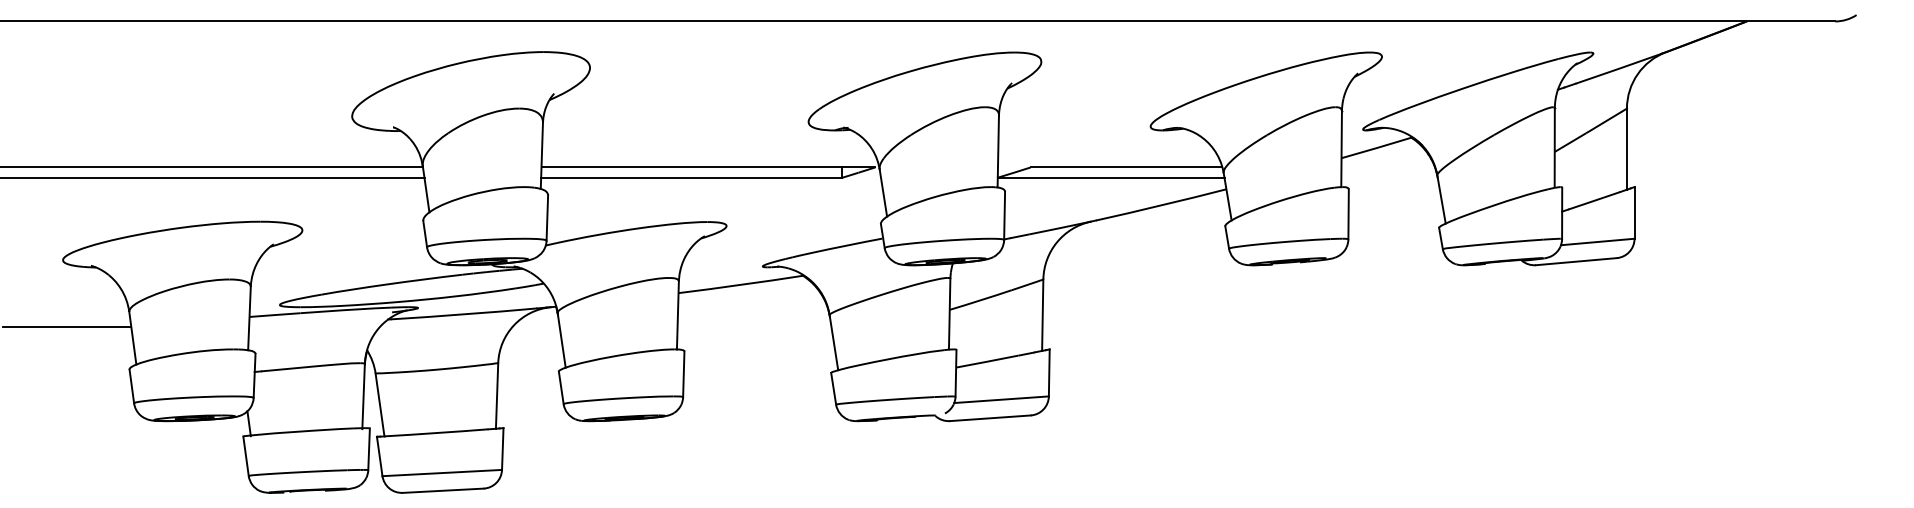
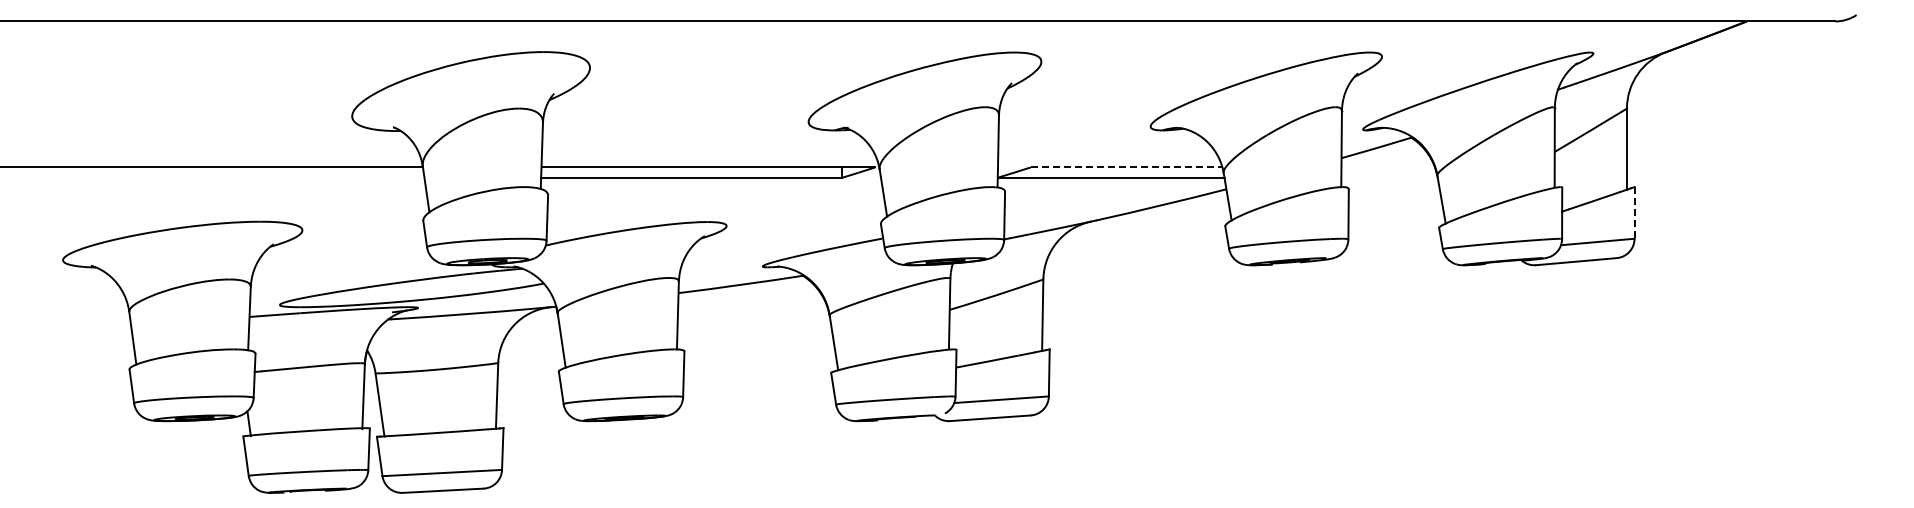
line: solid -> dashed (1126, 167)
line: present -> none (213, 177)
line: solid -> dashed (1634, 212)
line: present -> none (67, 327)
